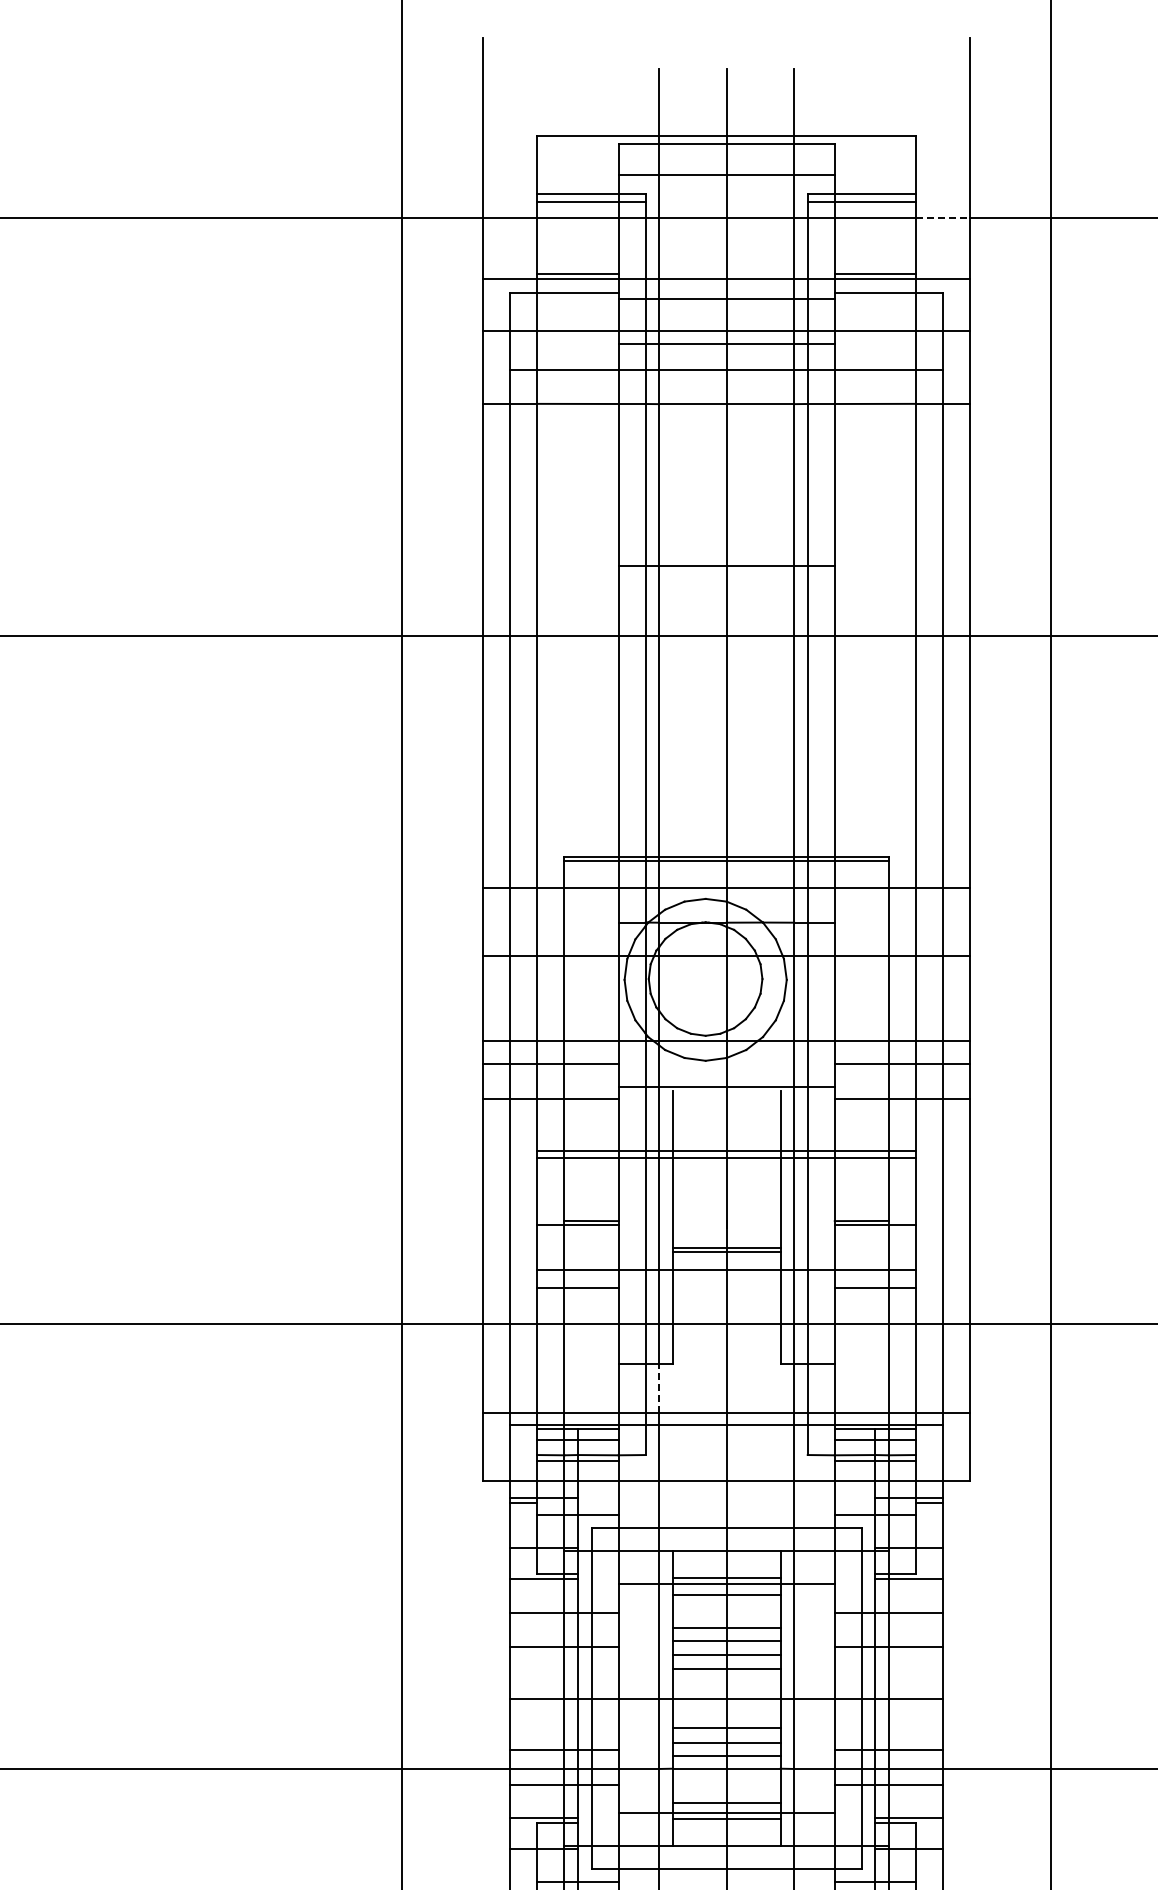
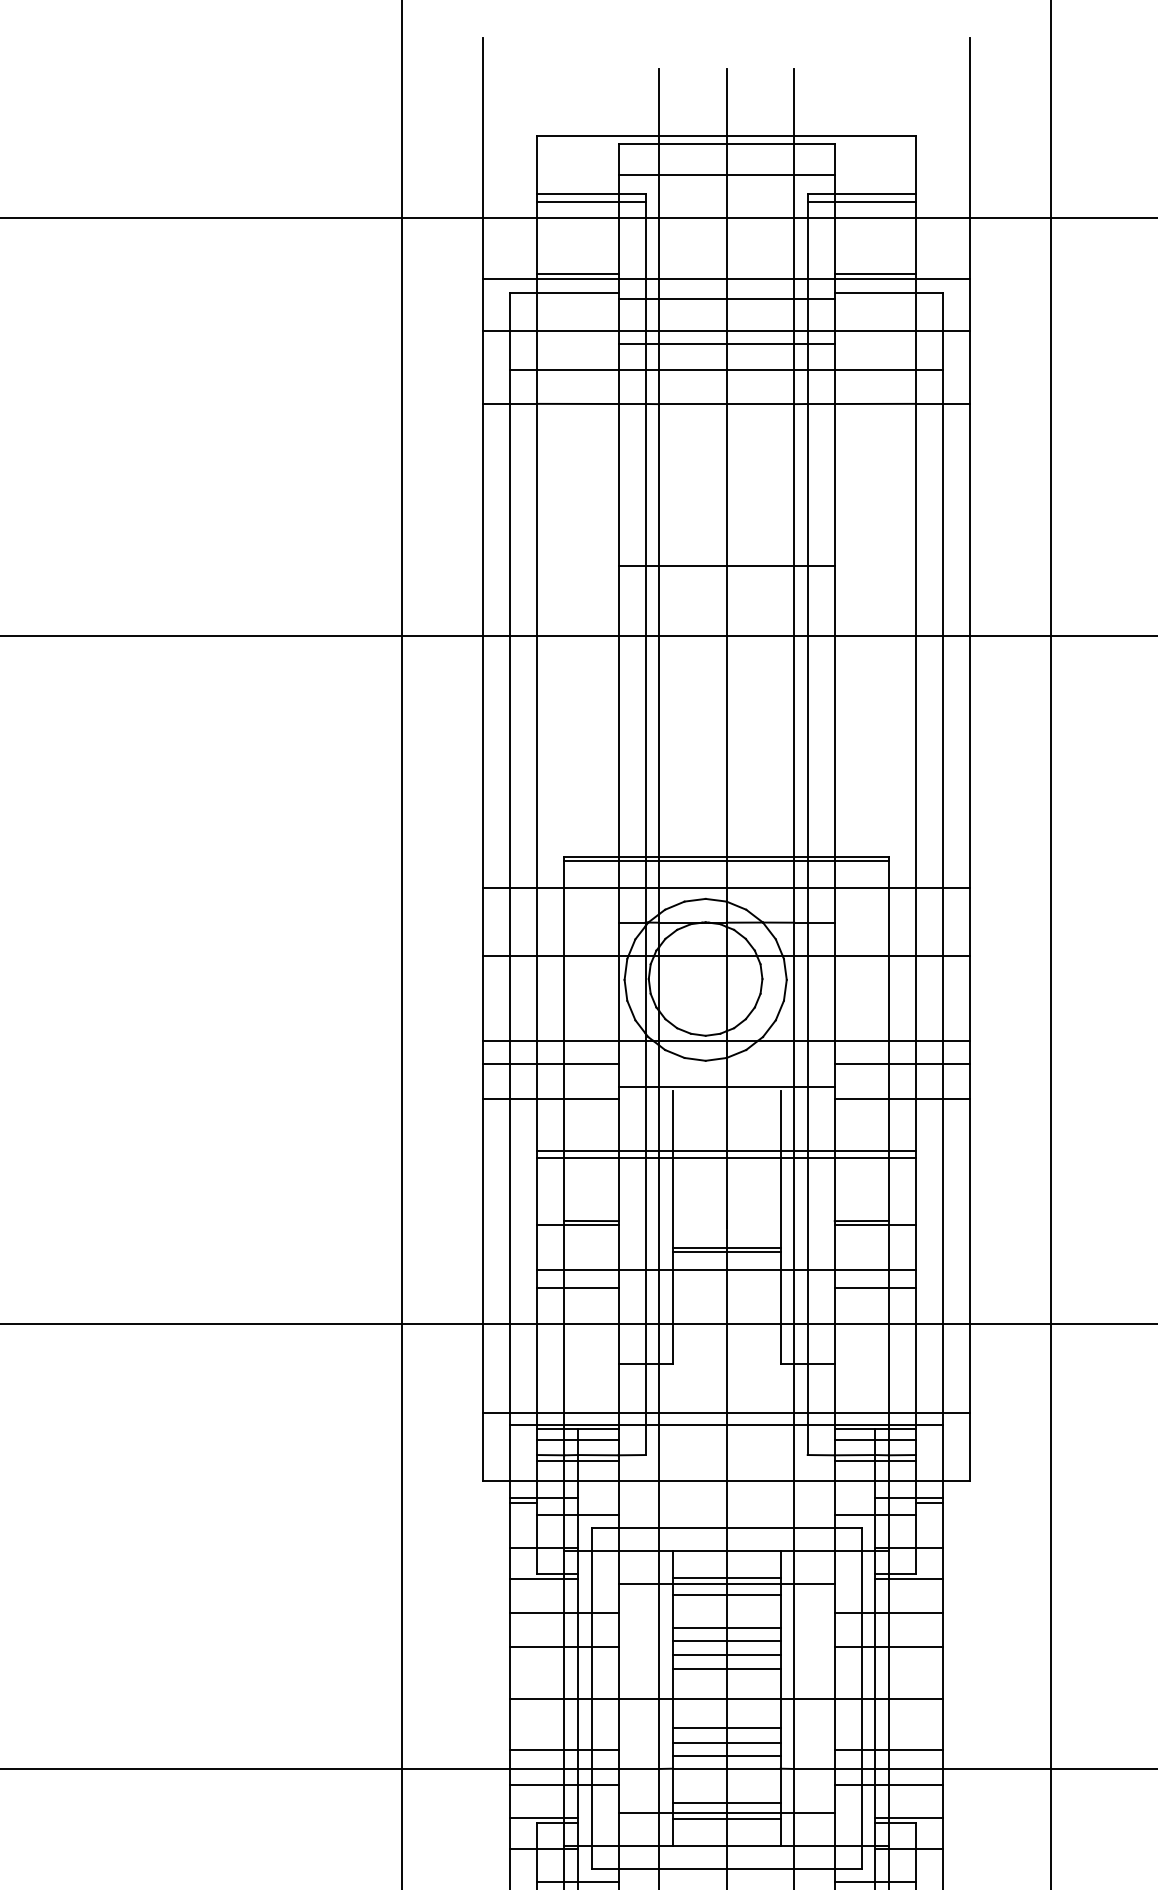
line: dashed -> solid (943, 218)
line: dashed -> solid (659, 1388)
